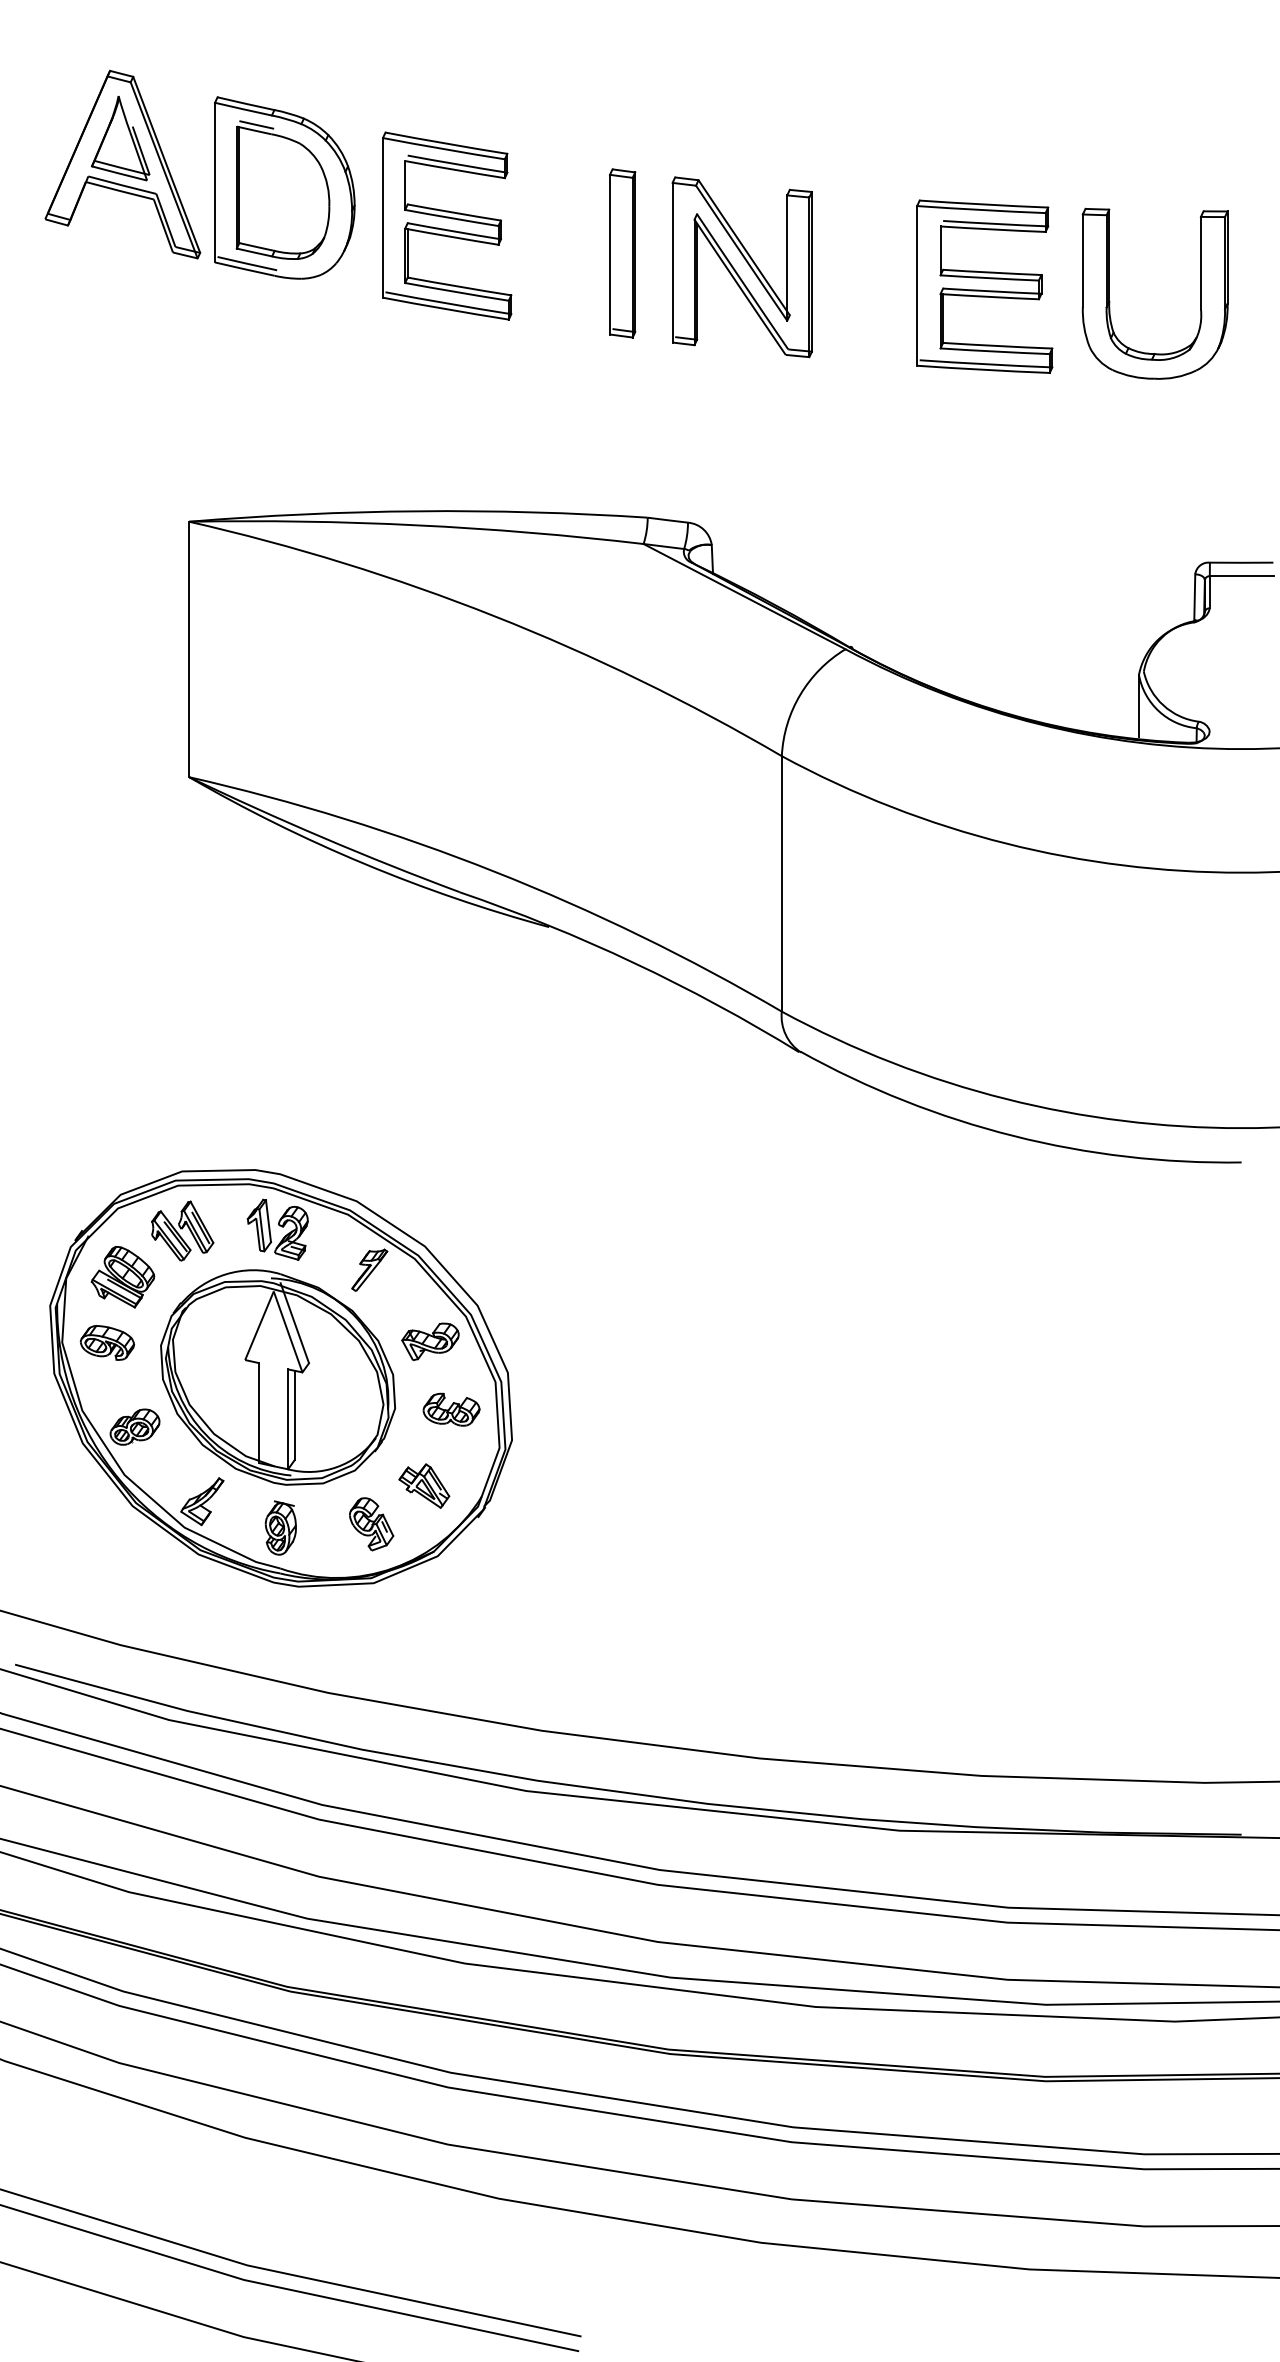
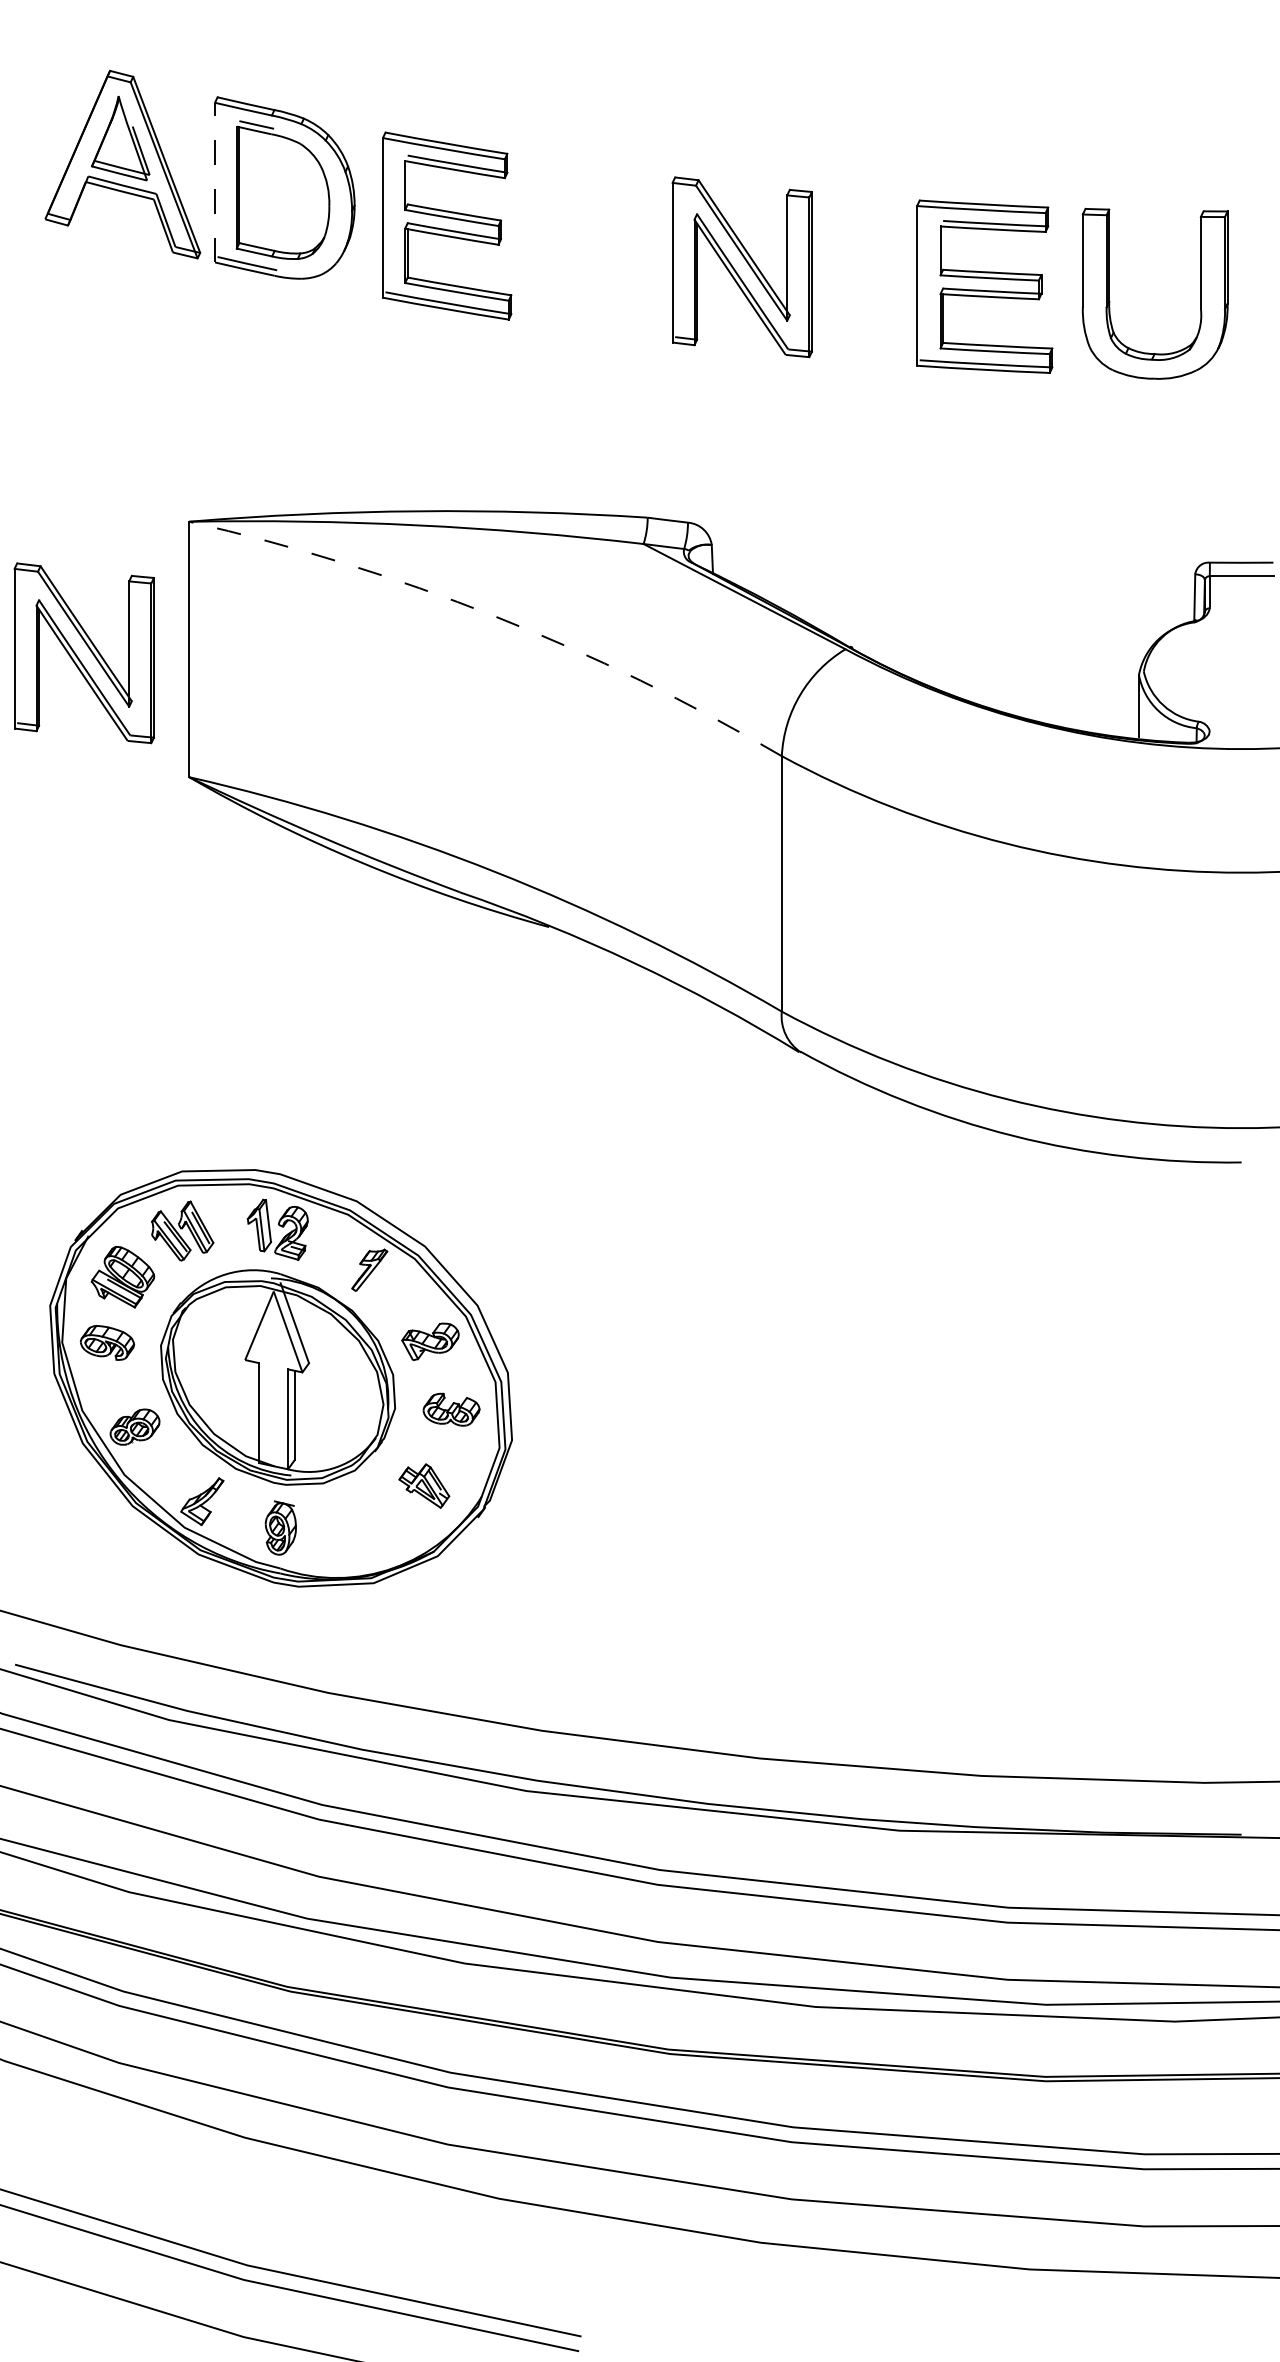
line: solid -> dashed (215, 182)
part: present -> none (622, 253)
arc: solid -> dashed (494, 616)
part: none -> present (83, 653)
part: present -> none (371, 1524)
